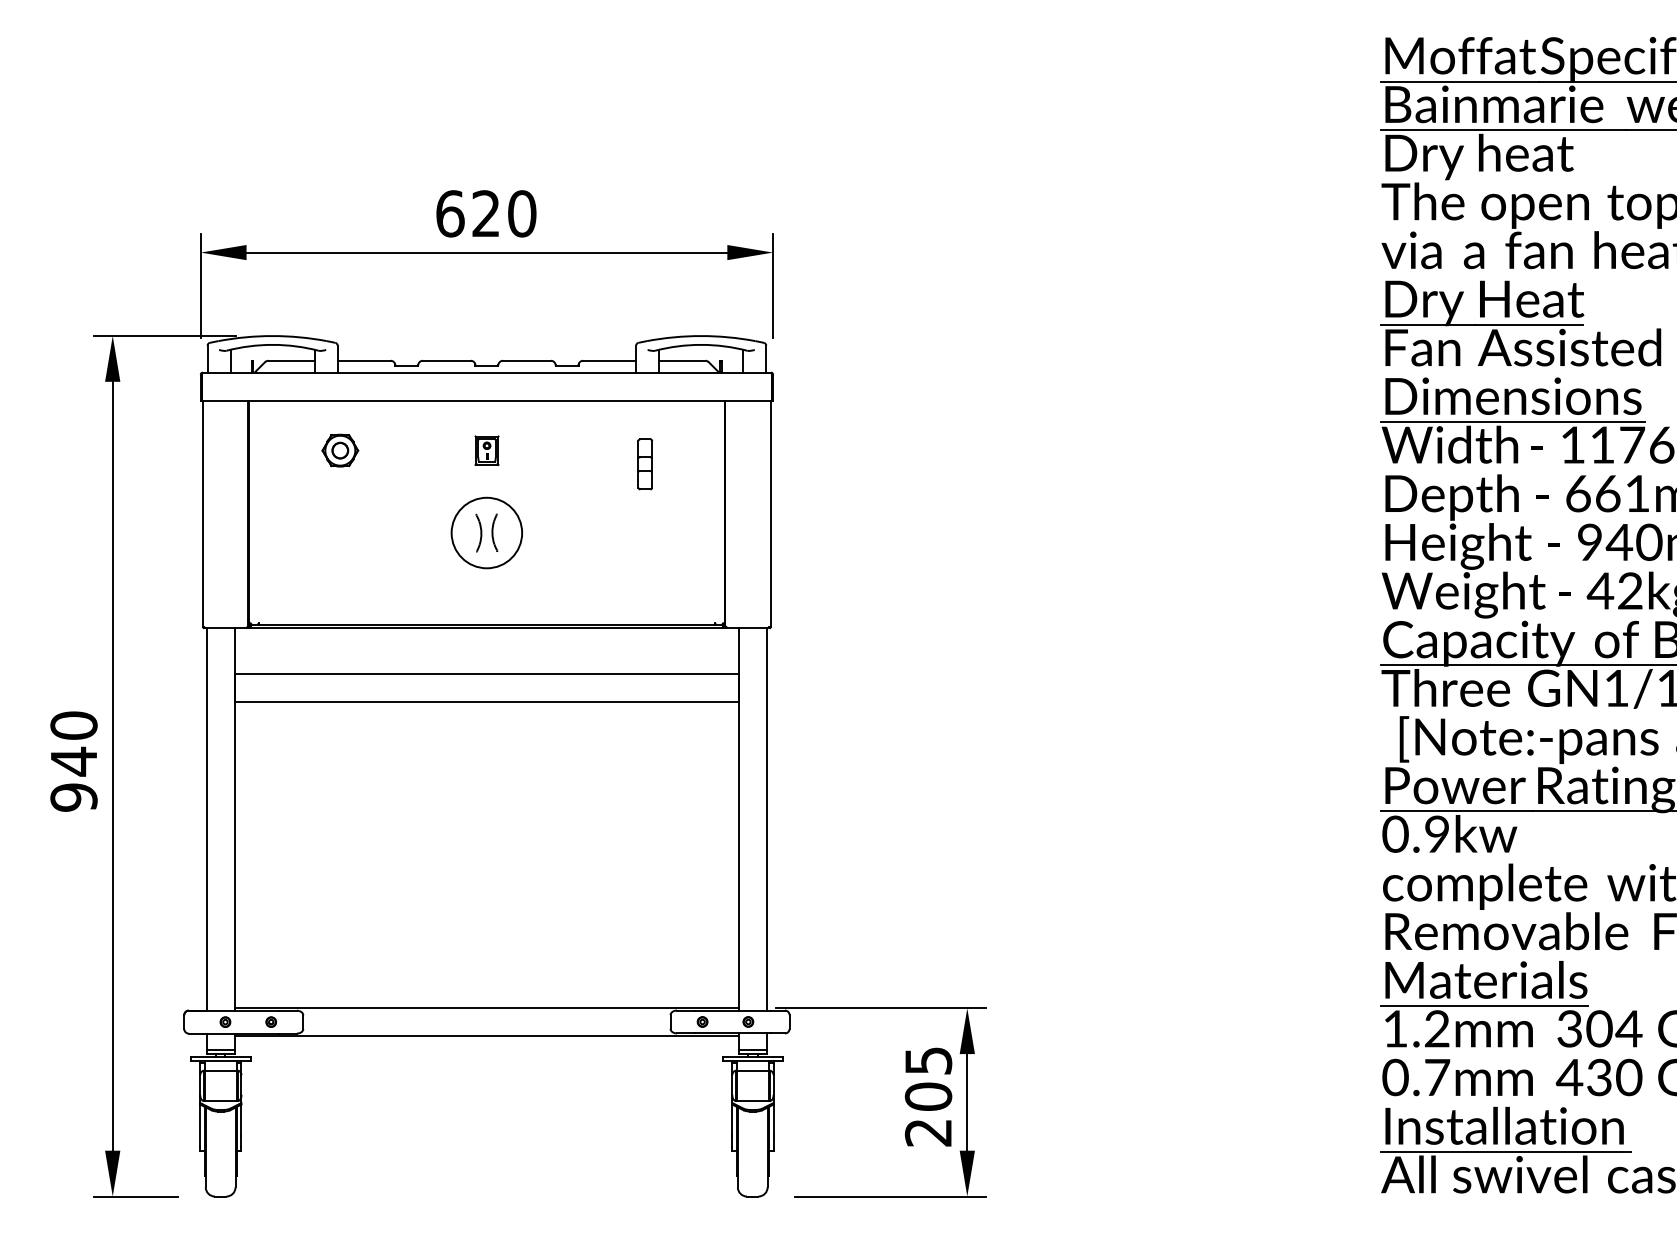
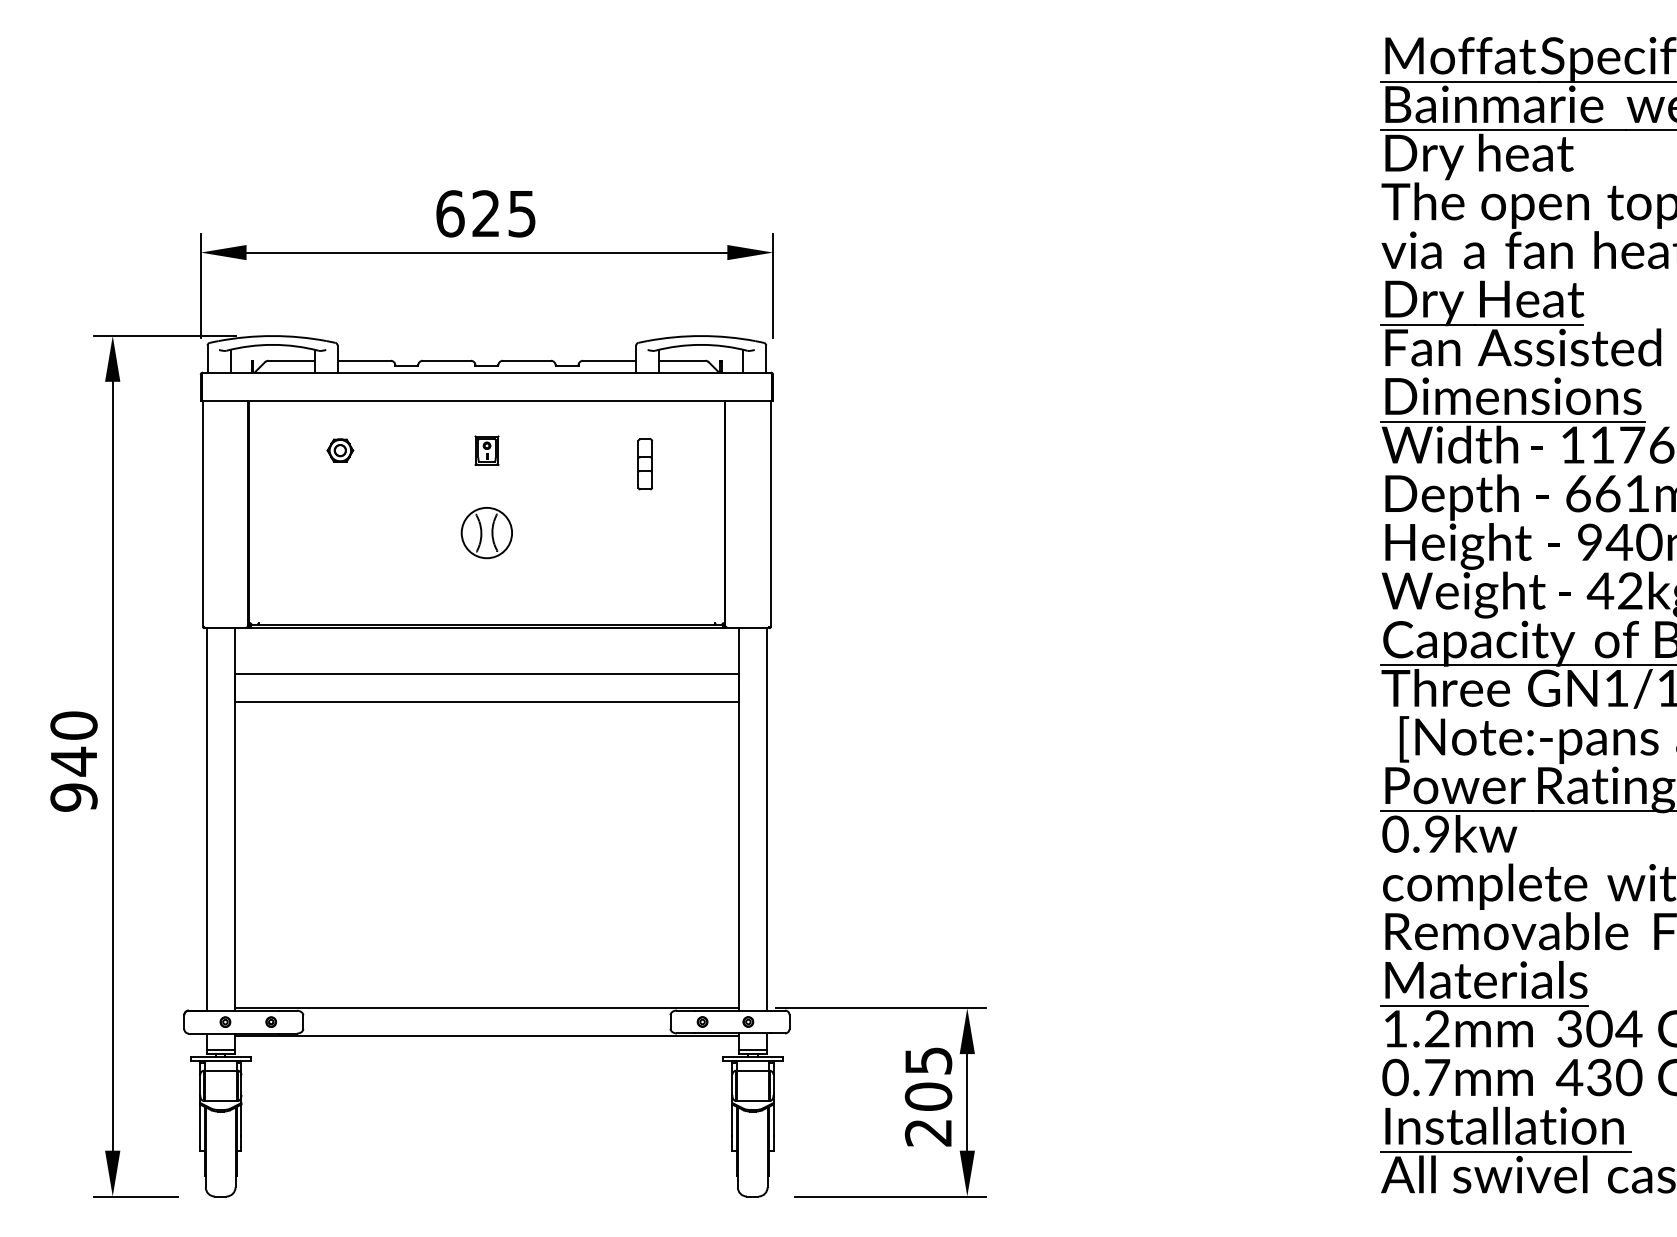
text: 620 -> 625 (522, 213)
part size: 39x35 px -> 29x25 px (340, 450)
circle diameter: 71 px -> 50 px (486, 532)
